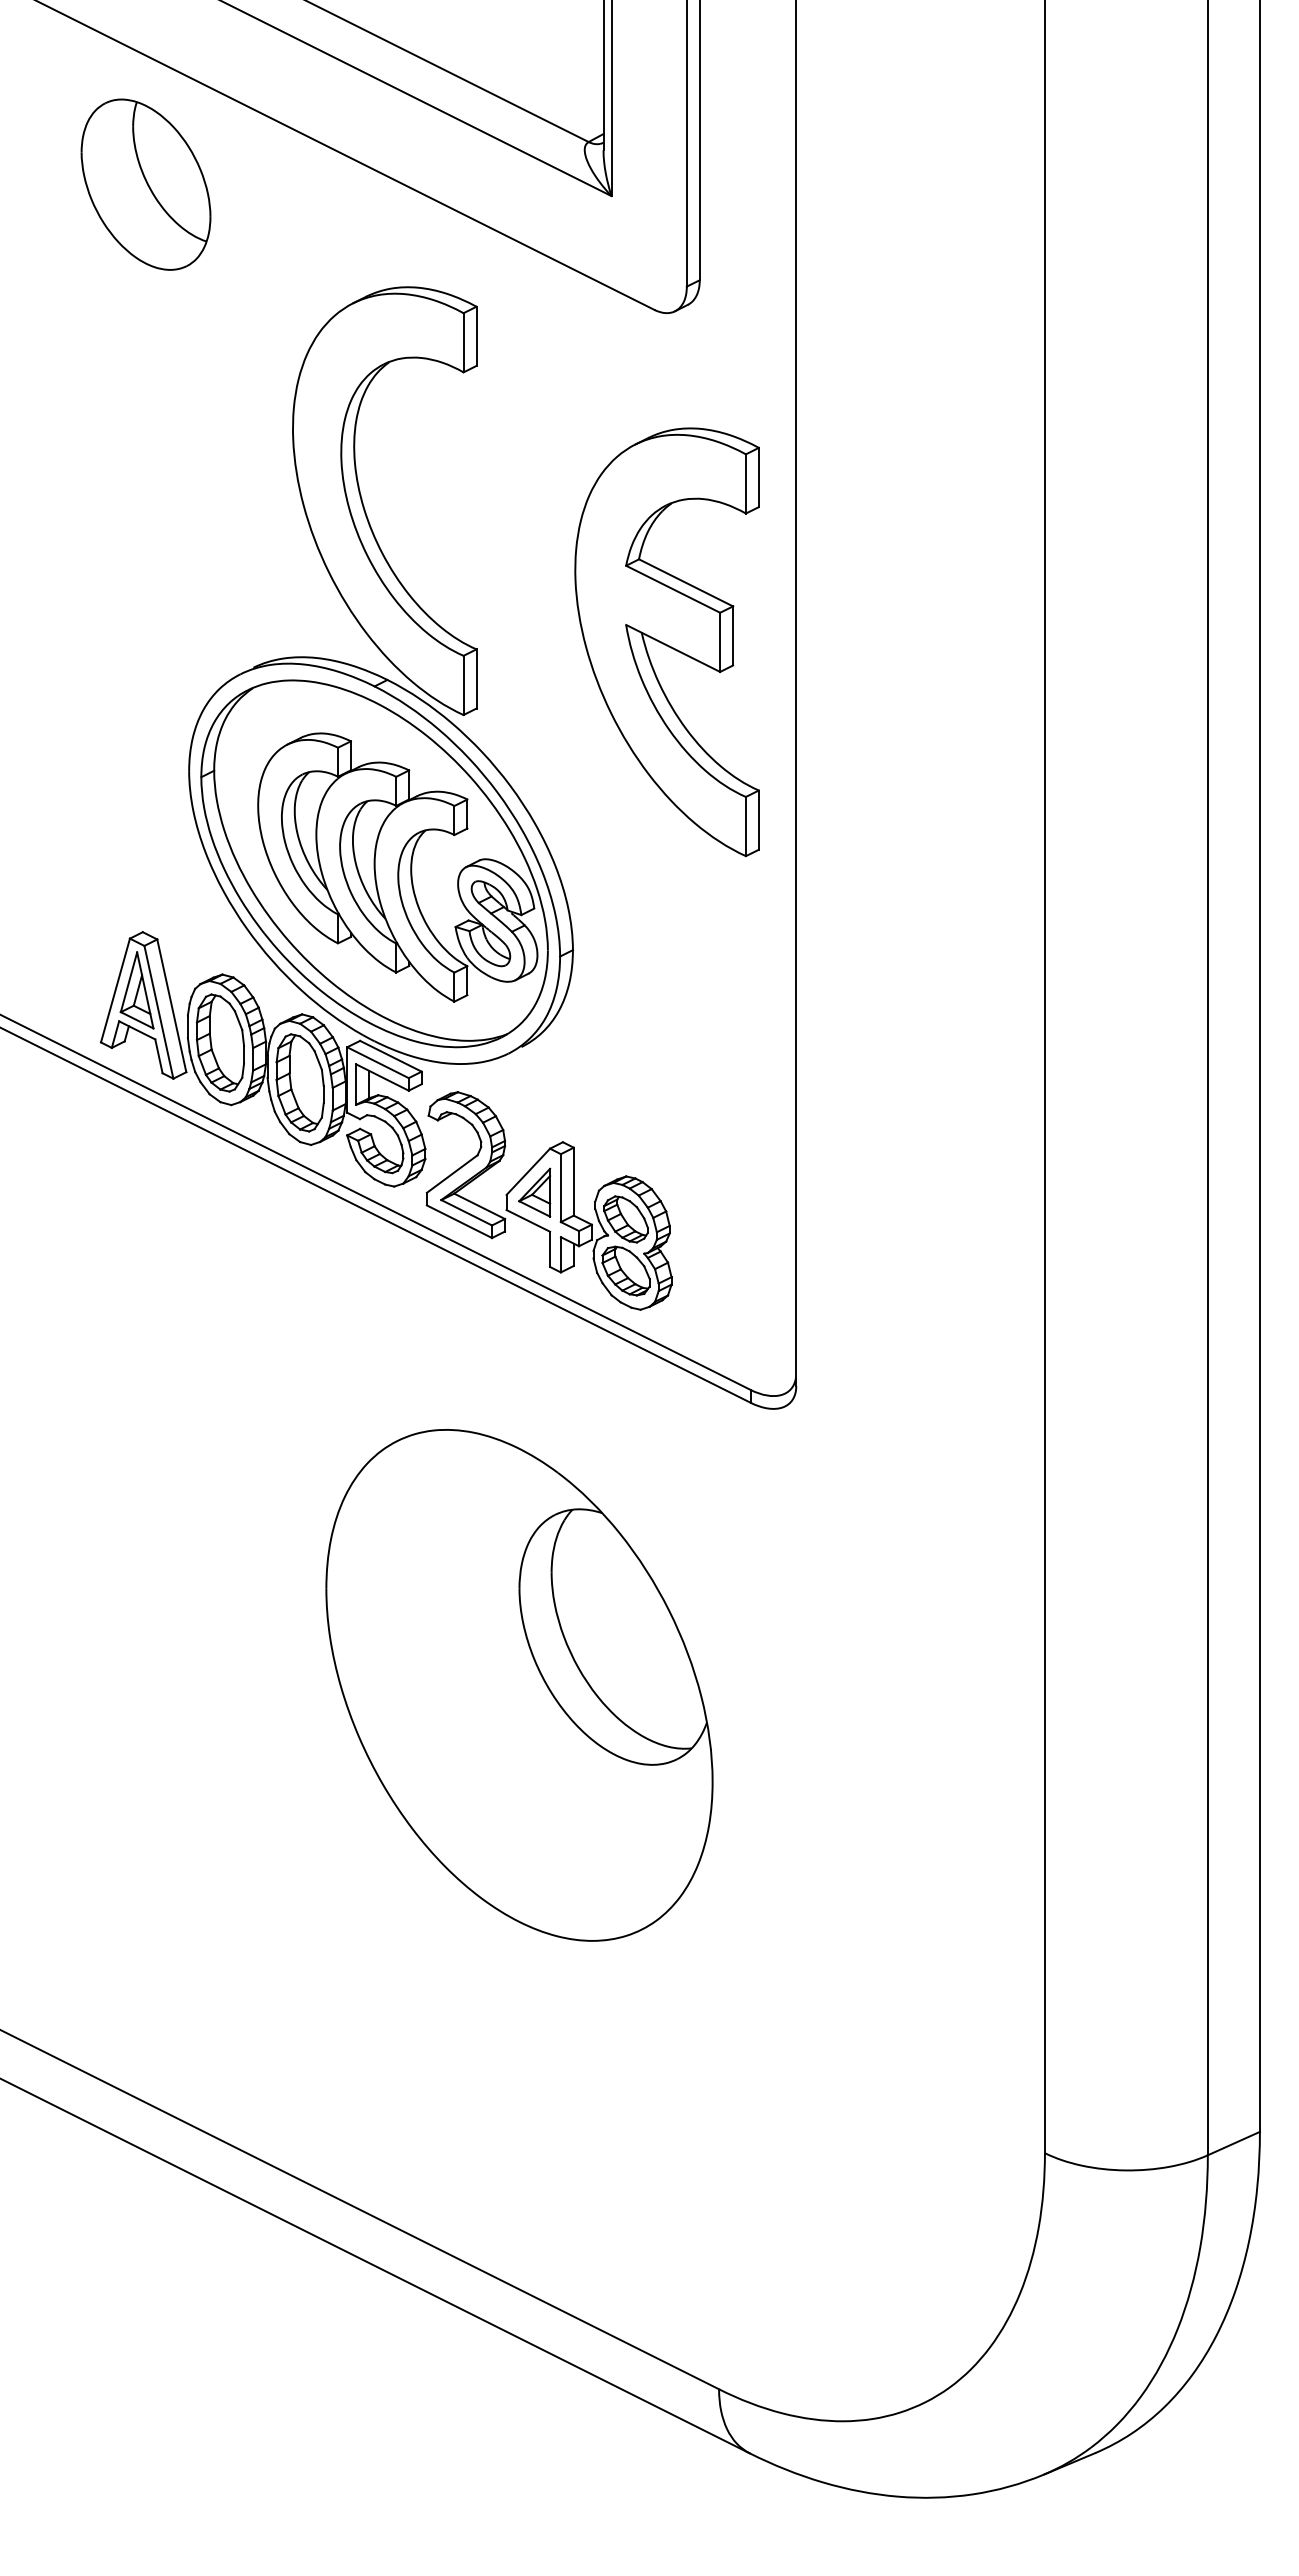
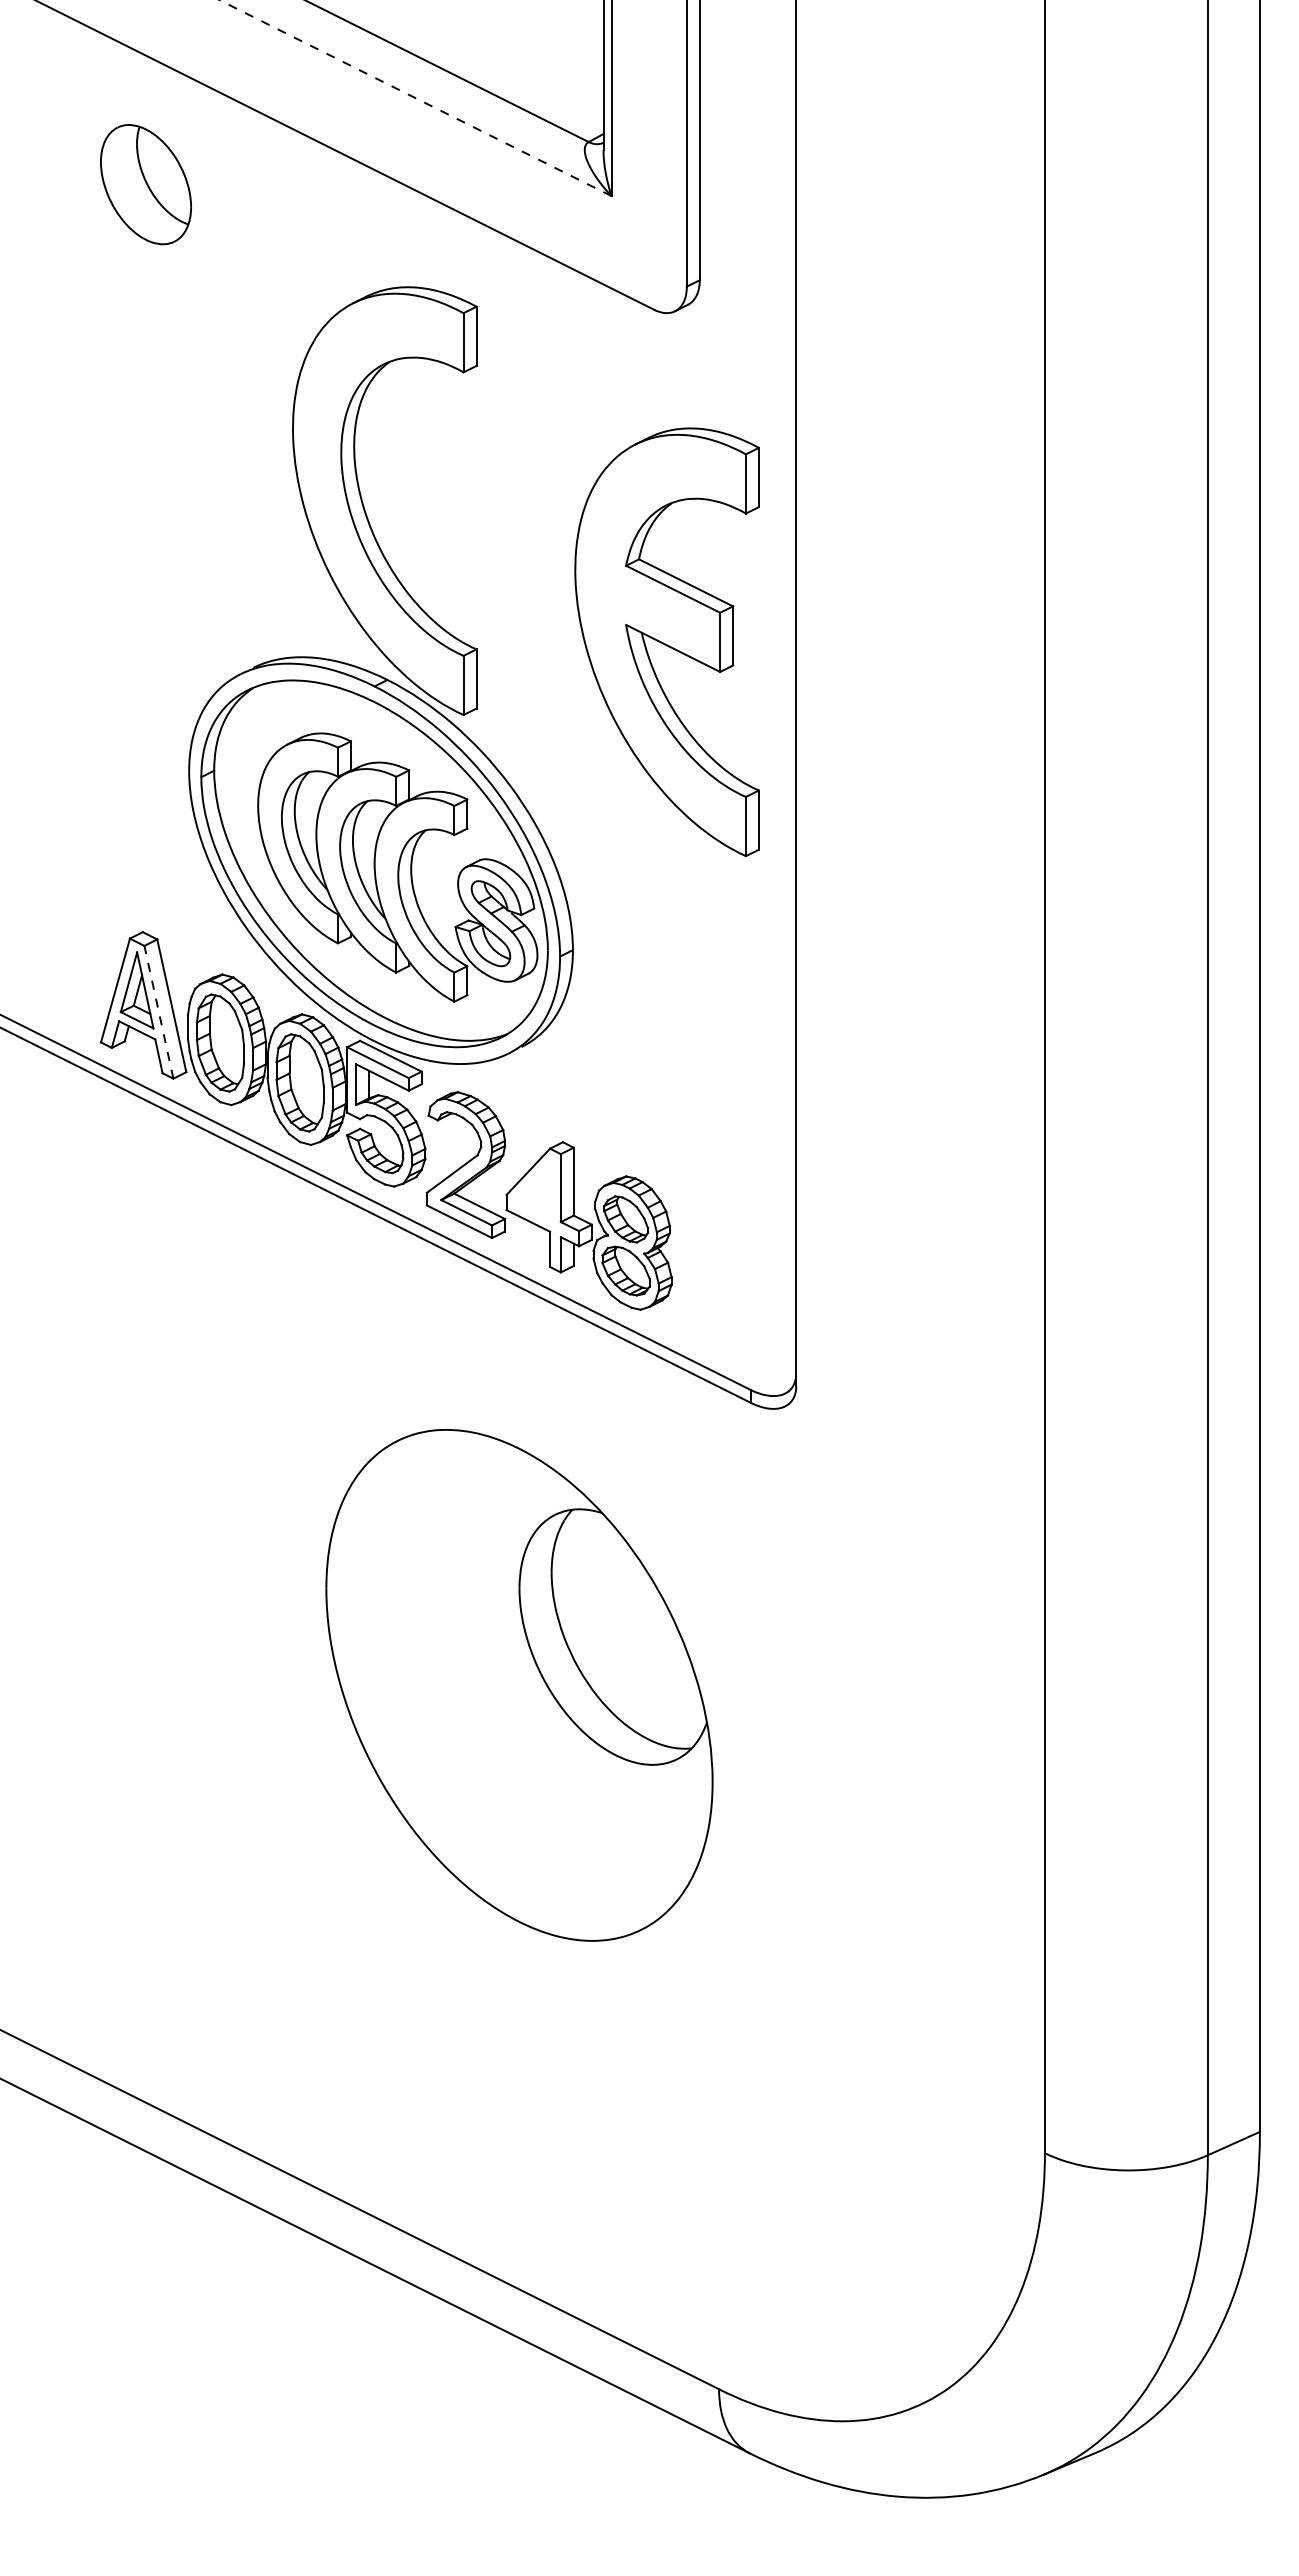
line: solid -> dashed (415, 97)
part size: 132x173 px -> 92x122 px (145, 184)
line: solid -> dashed (158, 1012)
part: present -> none (534, 1192)
